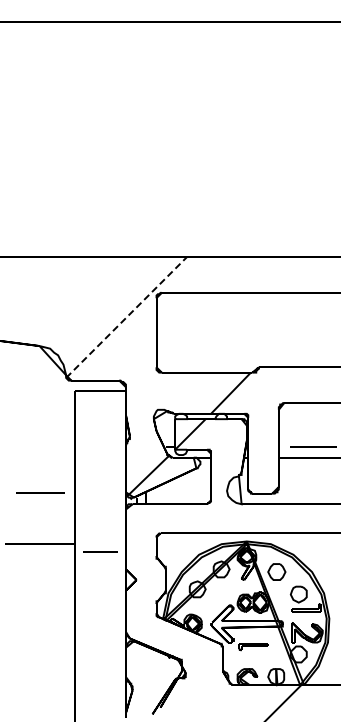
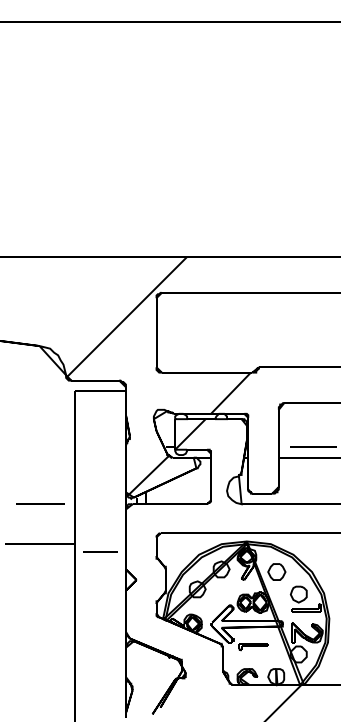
line: dashed -> solid (126, 317)
line position: (40, 492) -> (40, 503) (40, 503)
